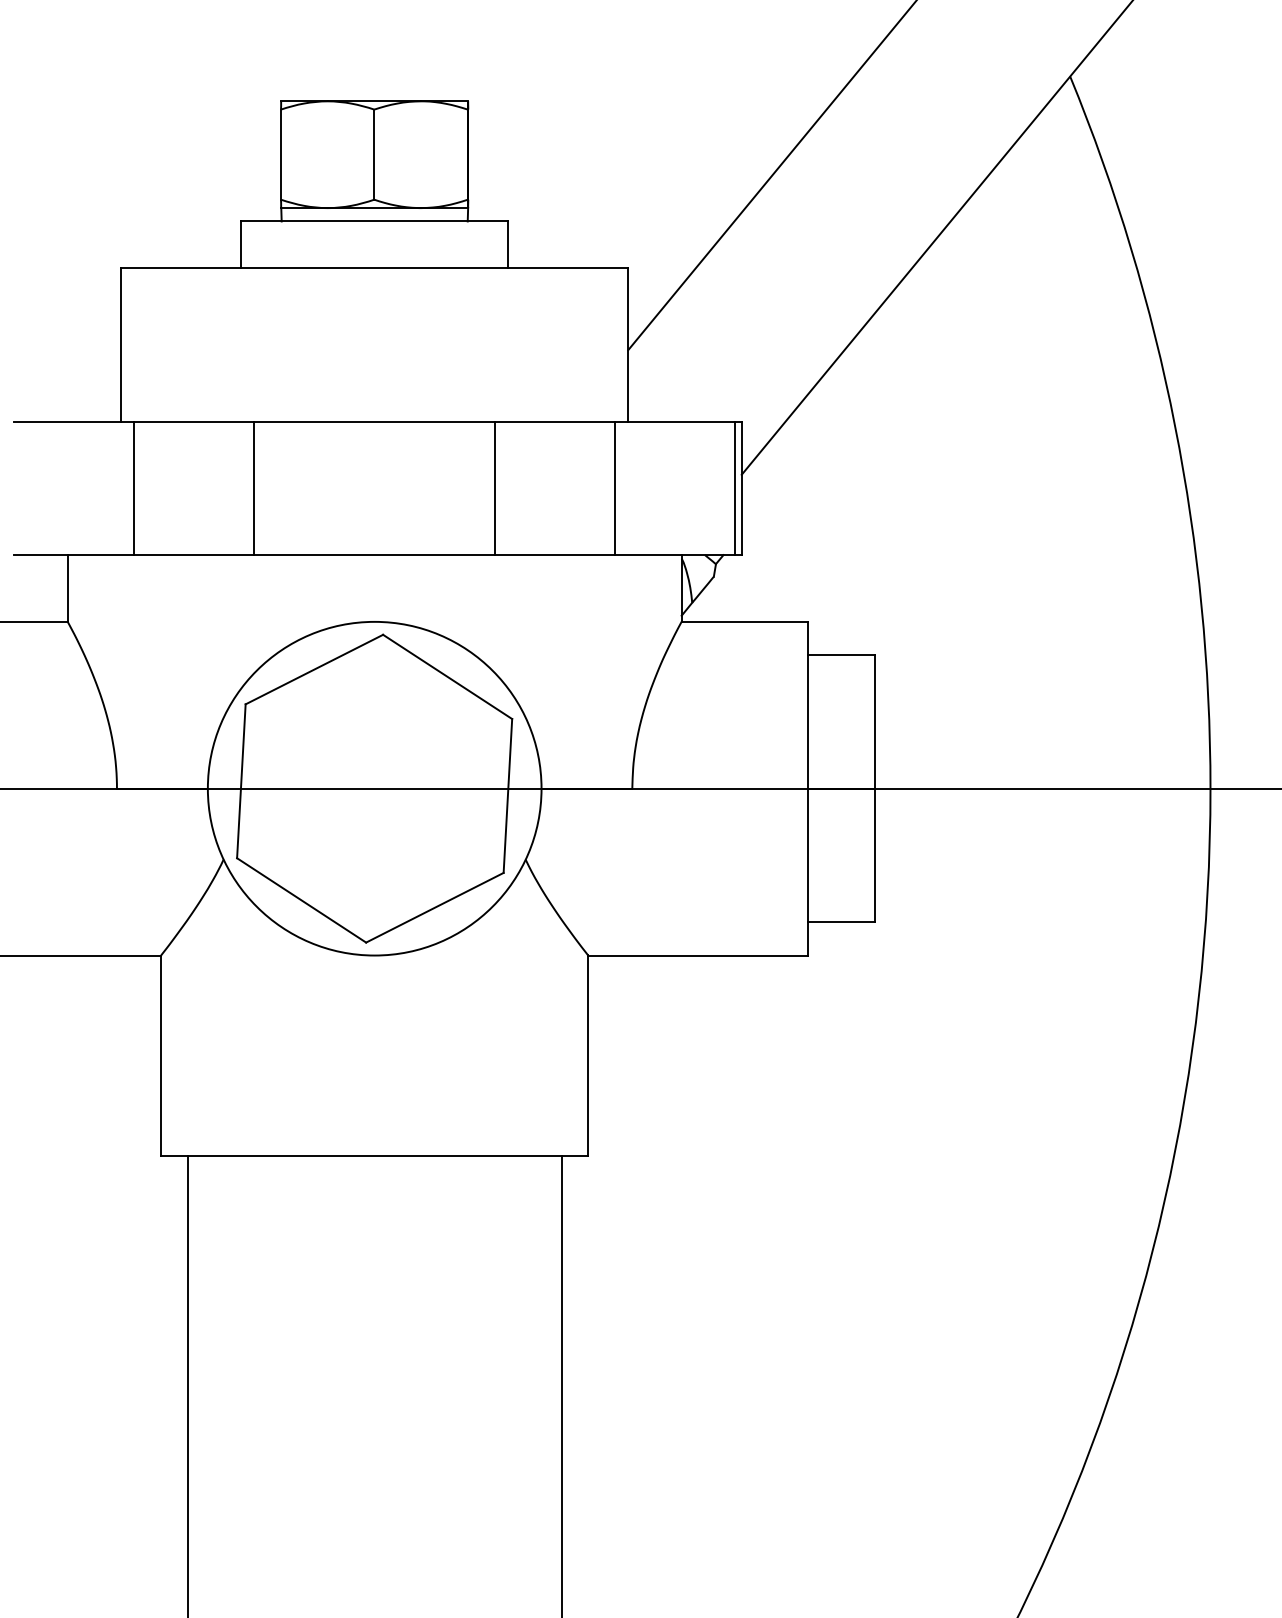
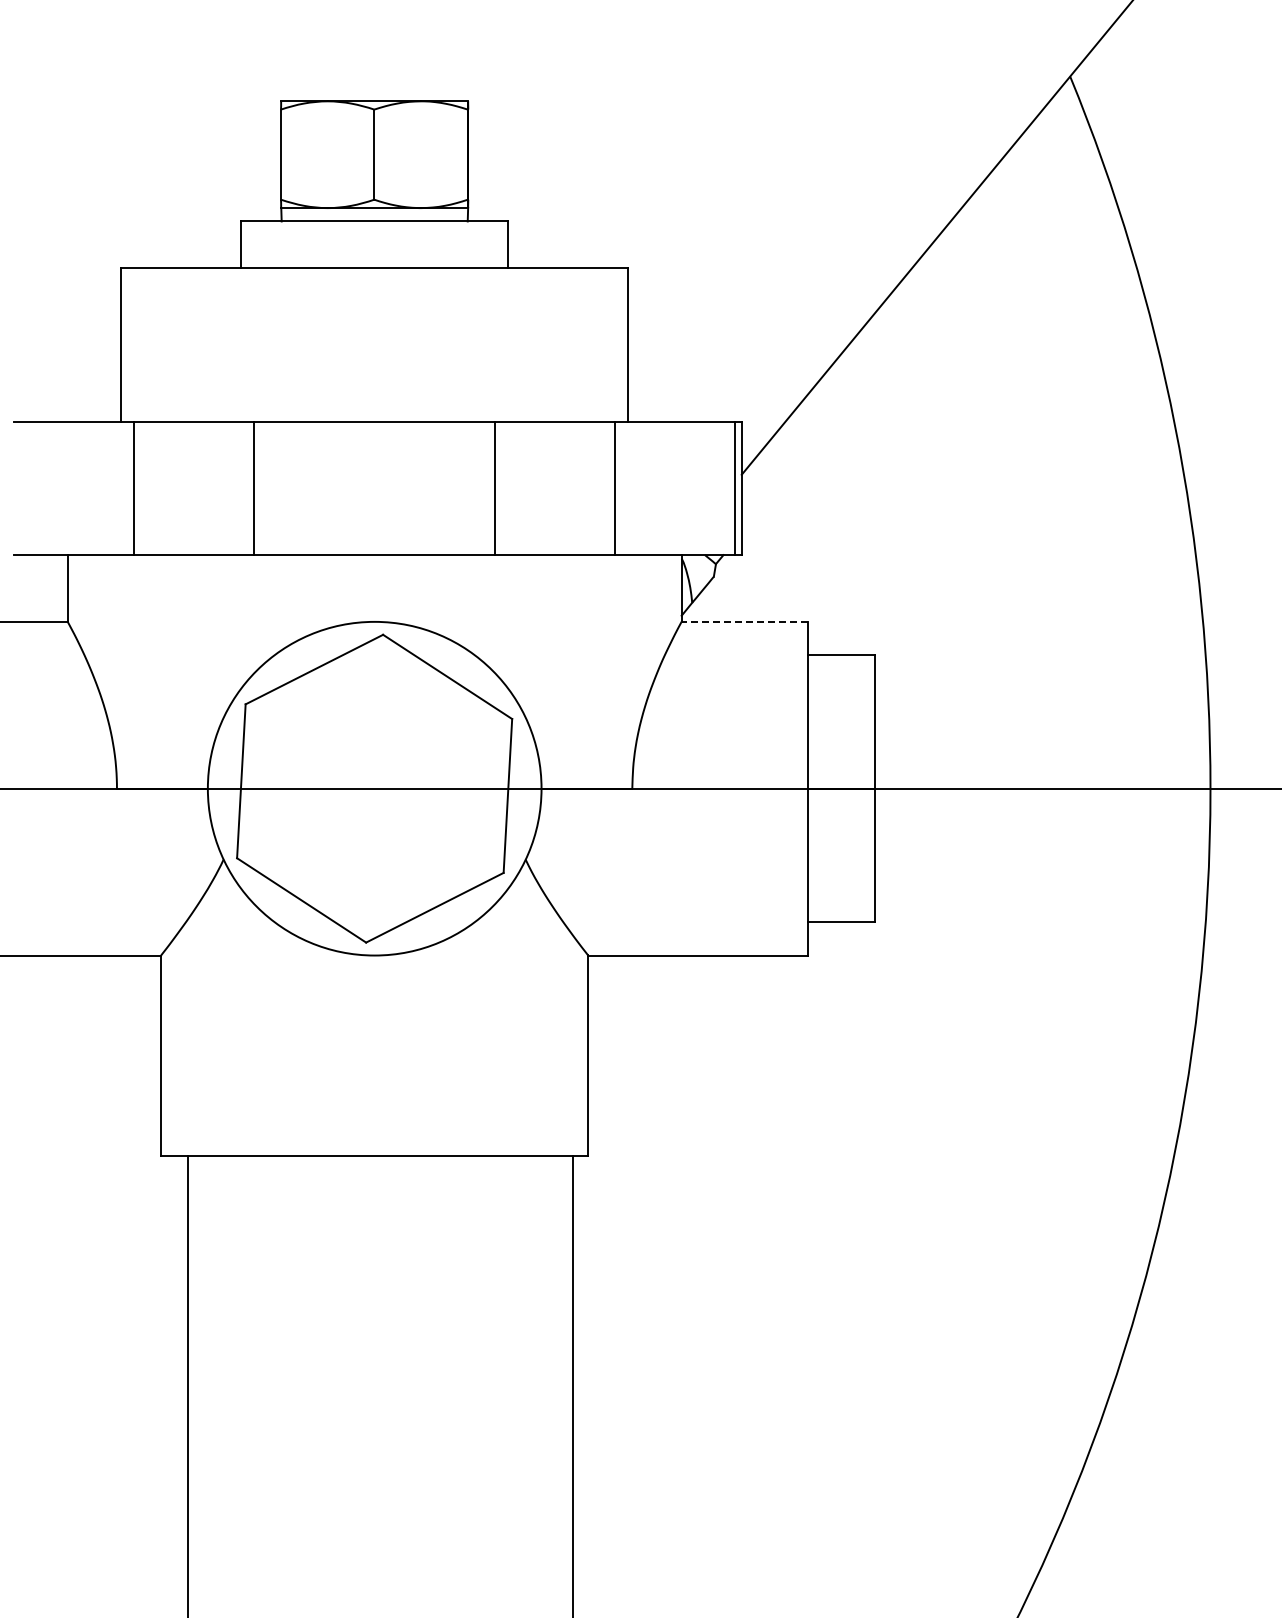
line: present -> none (771, 176)
line: solid -> dashed (744, 621)
line position: (561, 1384) -> (572, 1384) (572, 1384)
